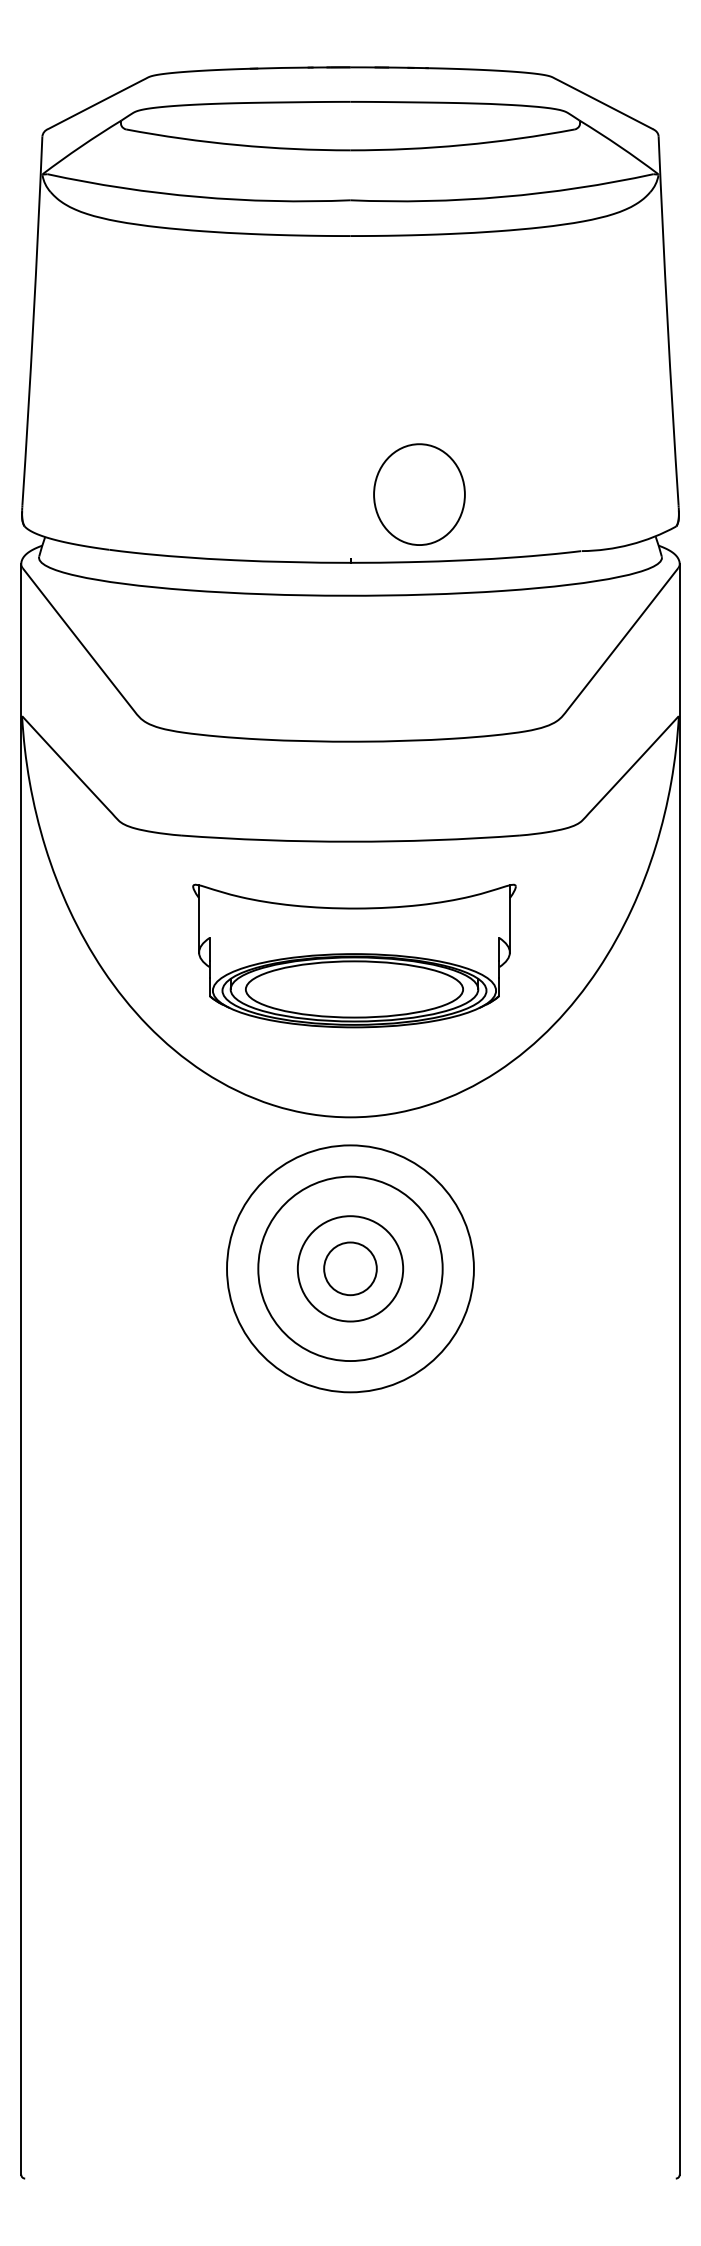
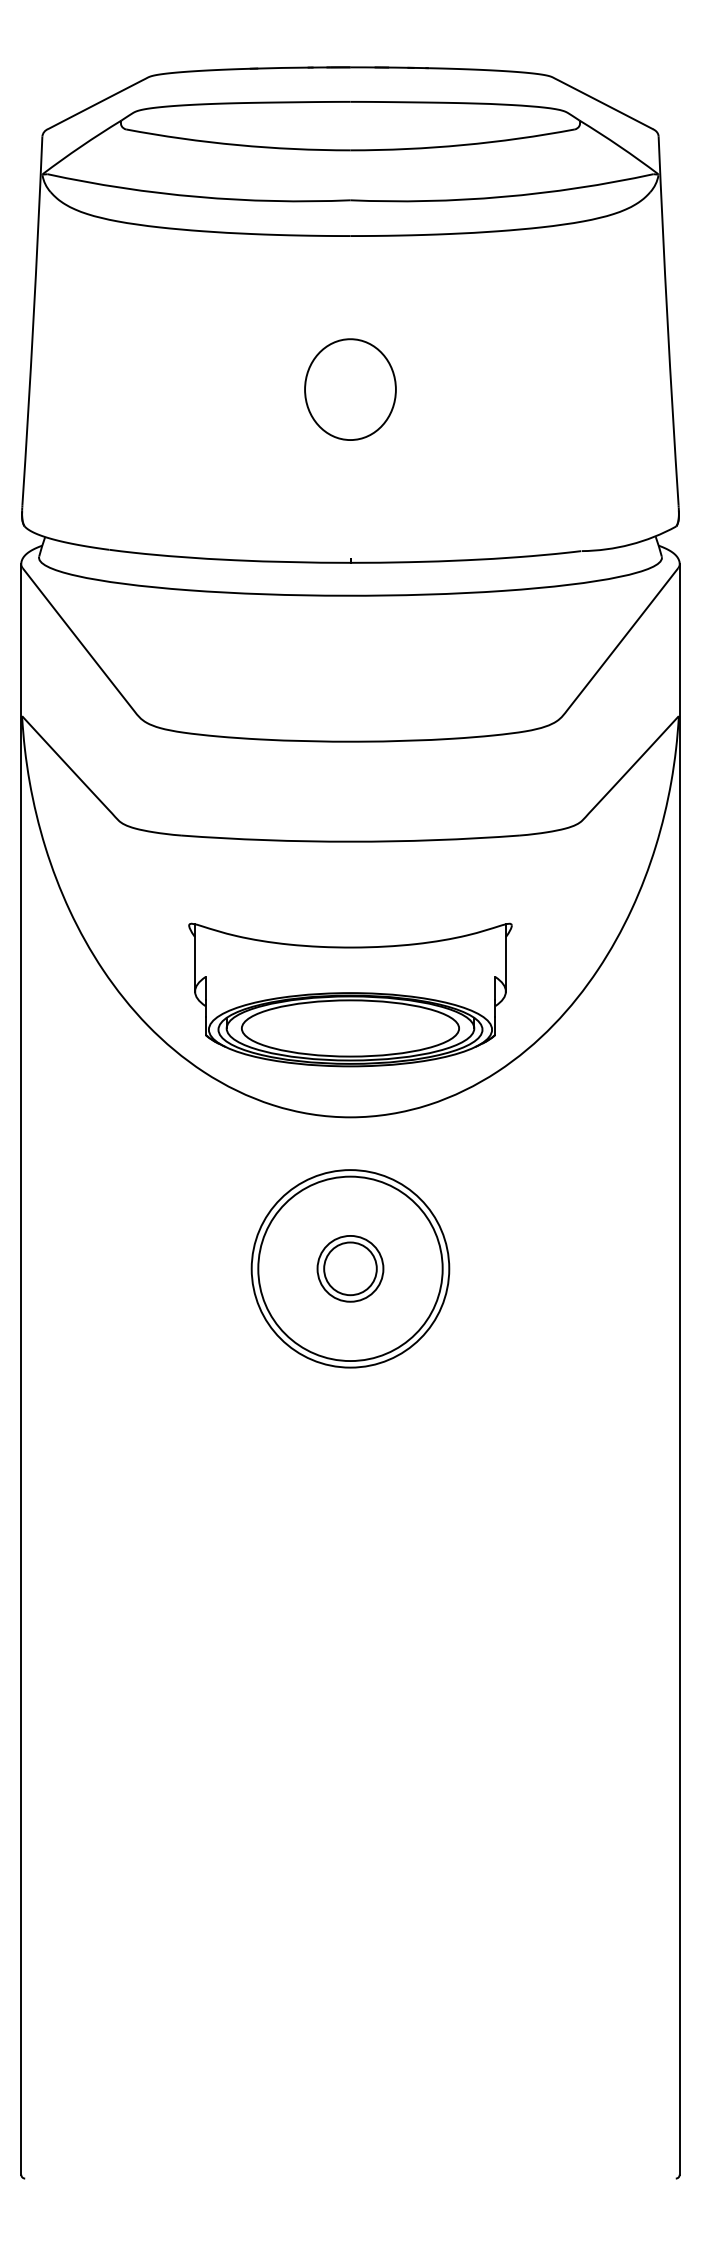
part position: (419, 494) -> (350, 389) (350, 389)
part position: (354, 955) -> (350, 994) (350, 994)
circle diameter: 105 px -> 66 px (350, 1268)
circle diameter: 247 px -> 198 px (350, 1268)
